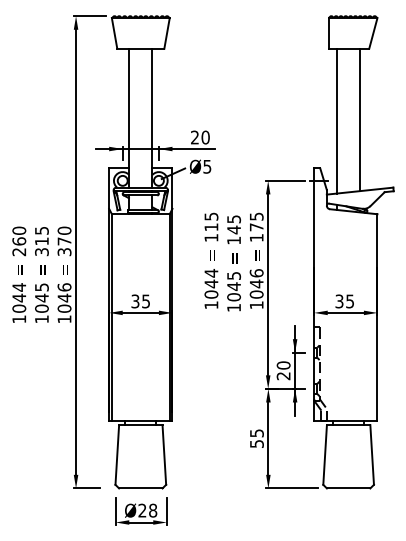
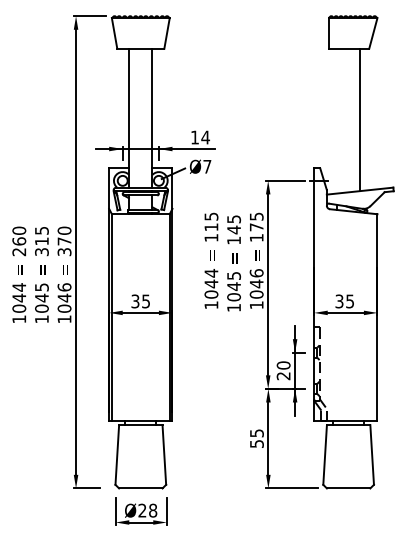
line: present -> none (336, 120)
text: 20 -> 14 (200, 137)
text: Ø5 -> Ø7 (207, 166)
